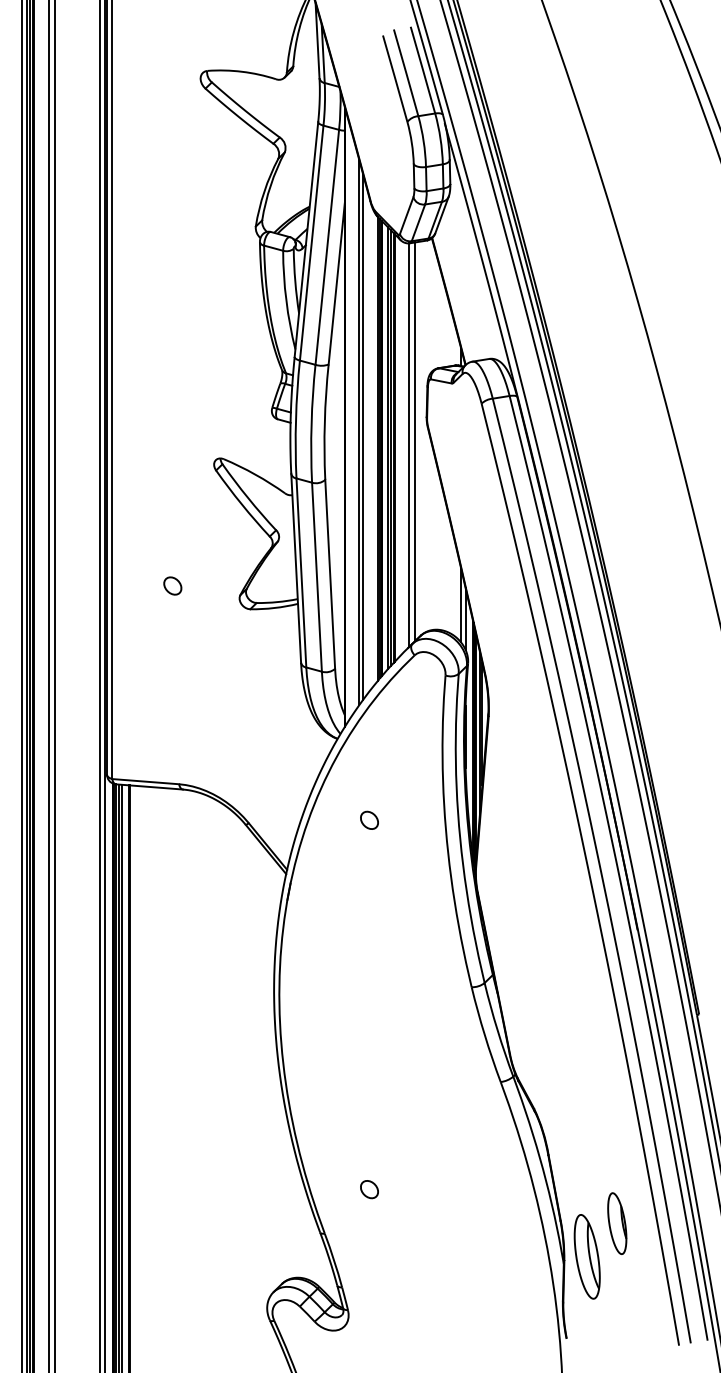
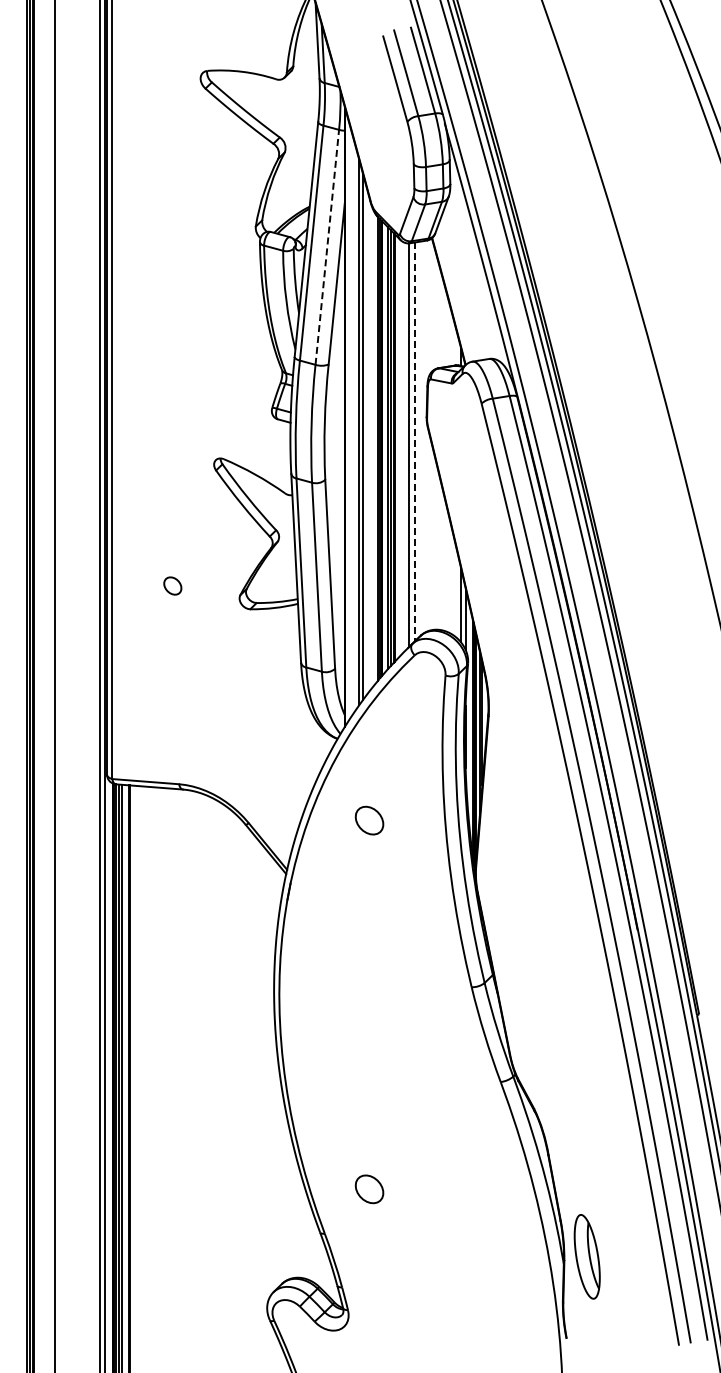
line: solid -> dashed (327, 246)
line: solid -> dashed (415, 442)
line: present -> none (21, 685)
line: present -> none (48, 685)
part size: 19x20 px -> 31x31 px (369, 820)
part size: 19x20 px -> 31x31 px (369, 1189)
part: present -> none (617, 1223)
